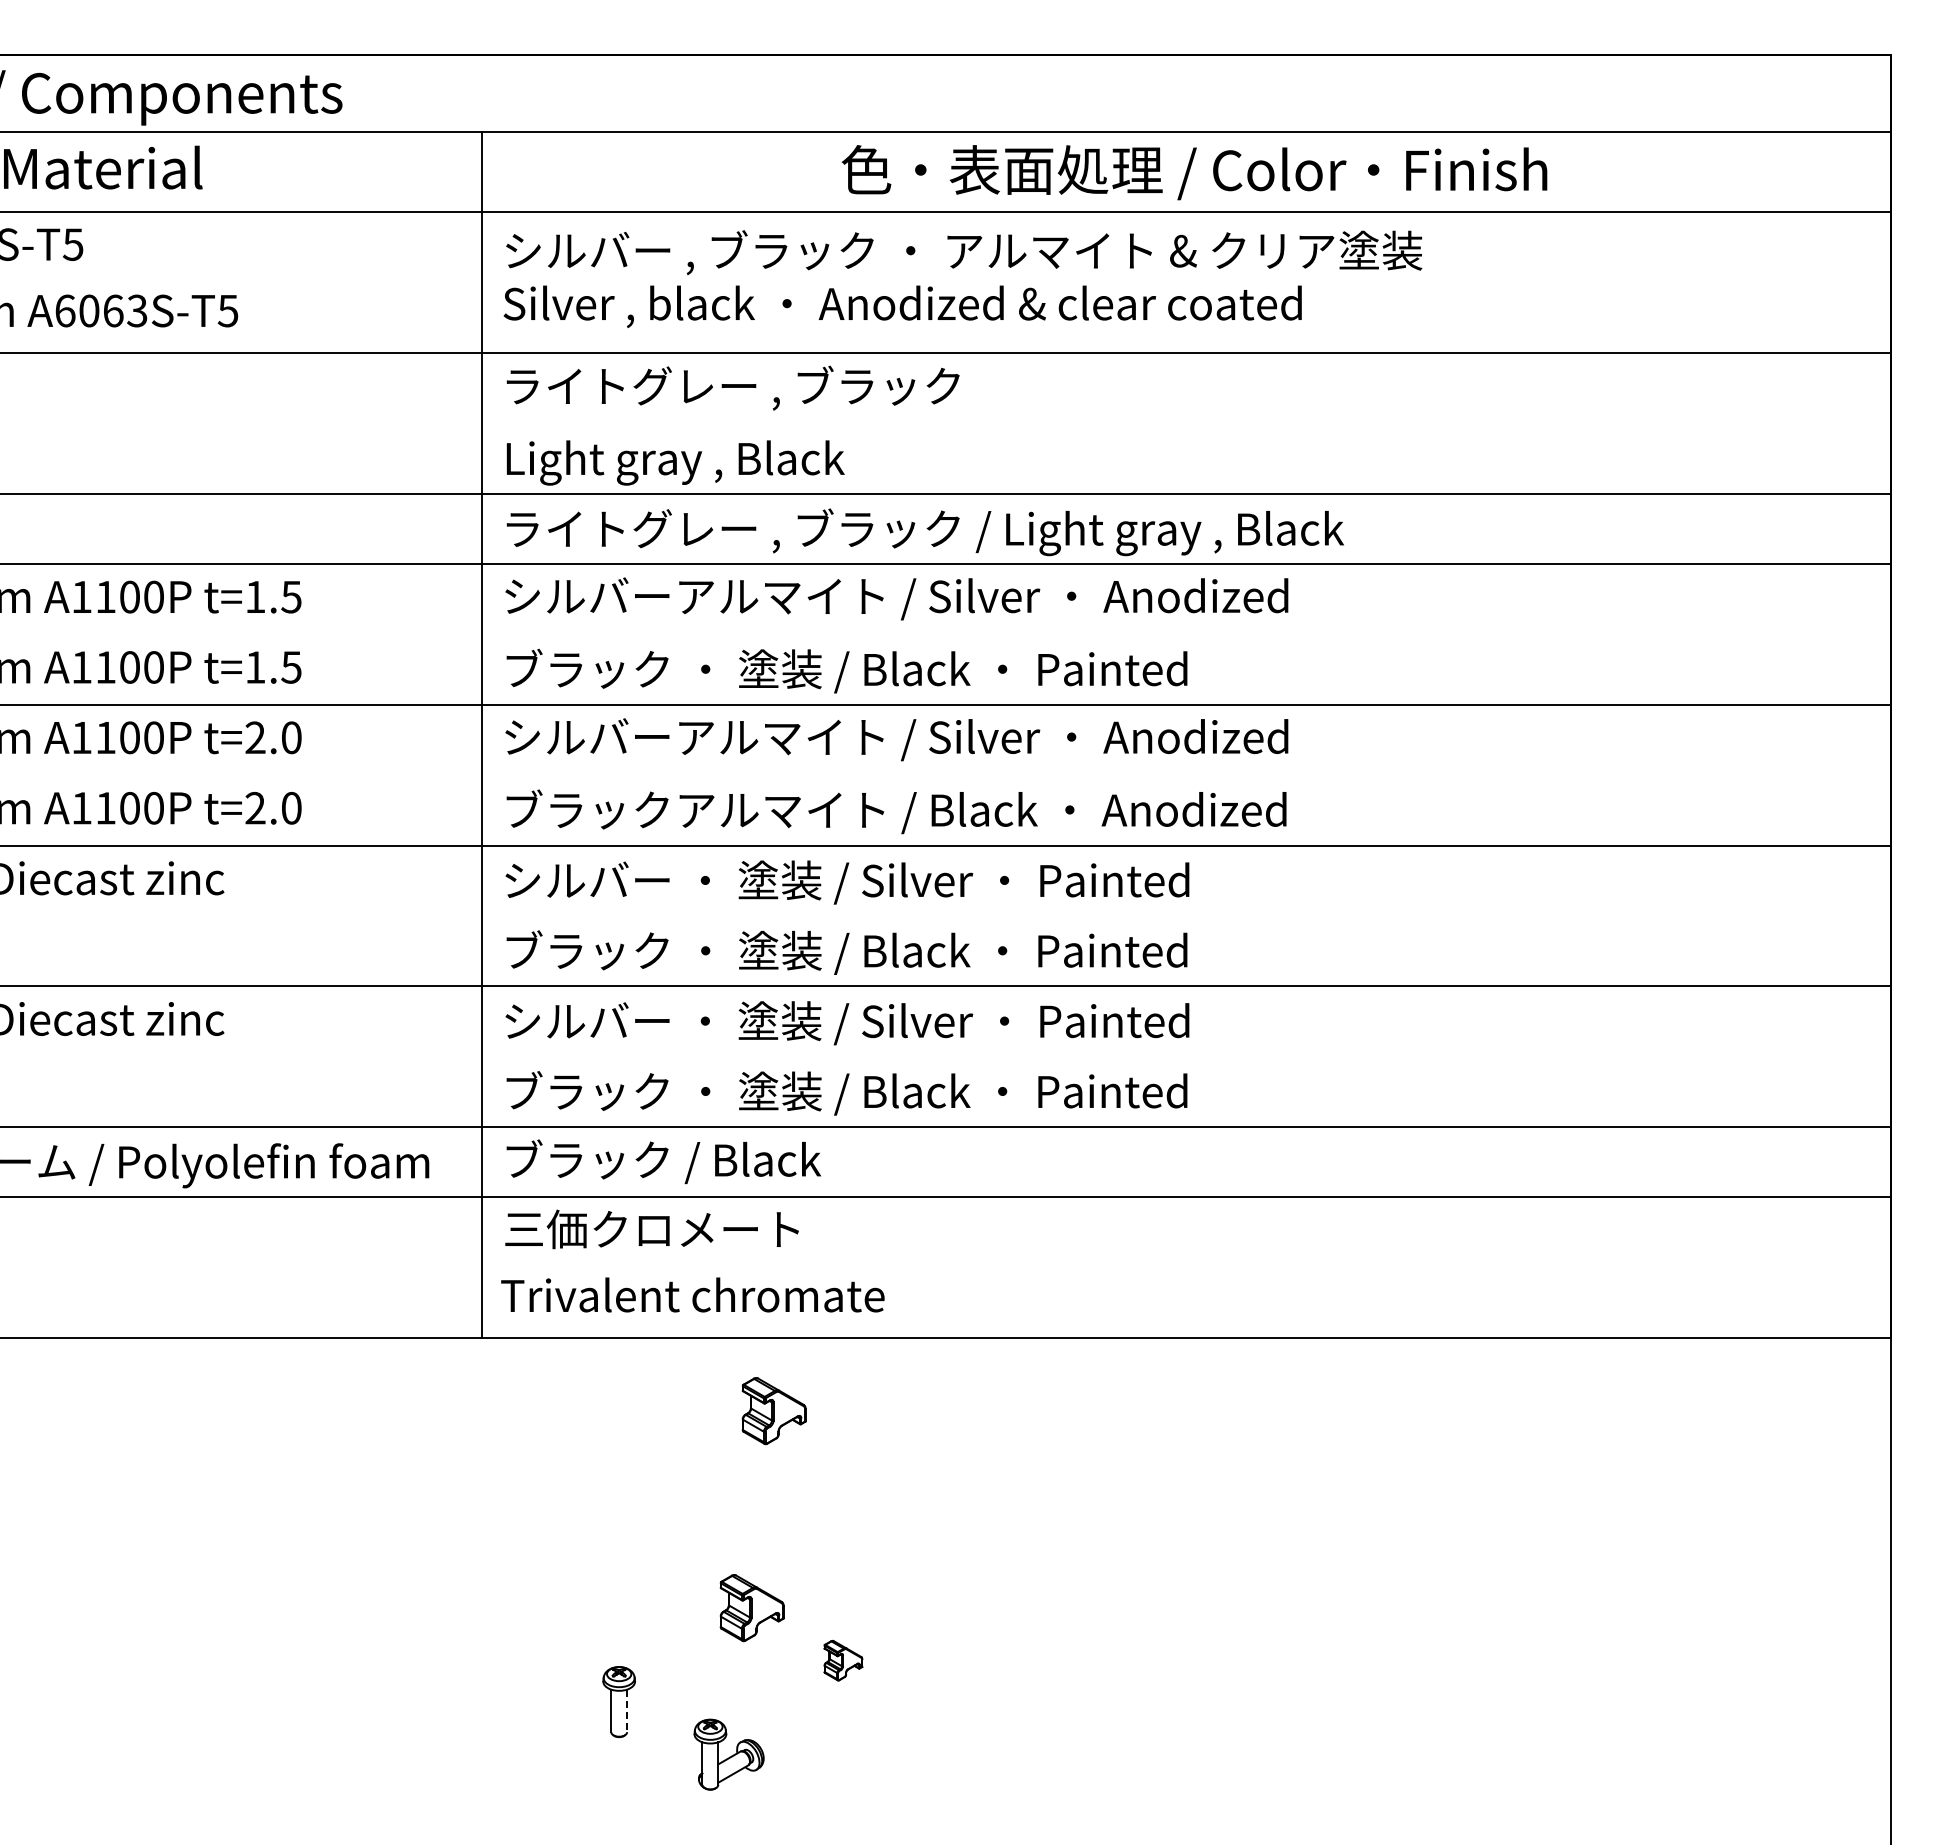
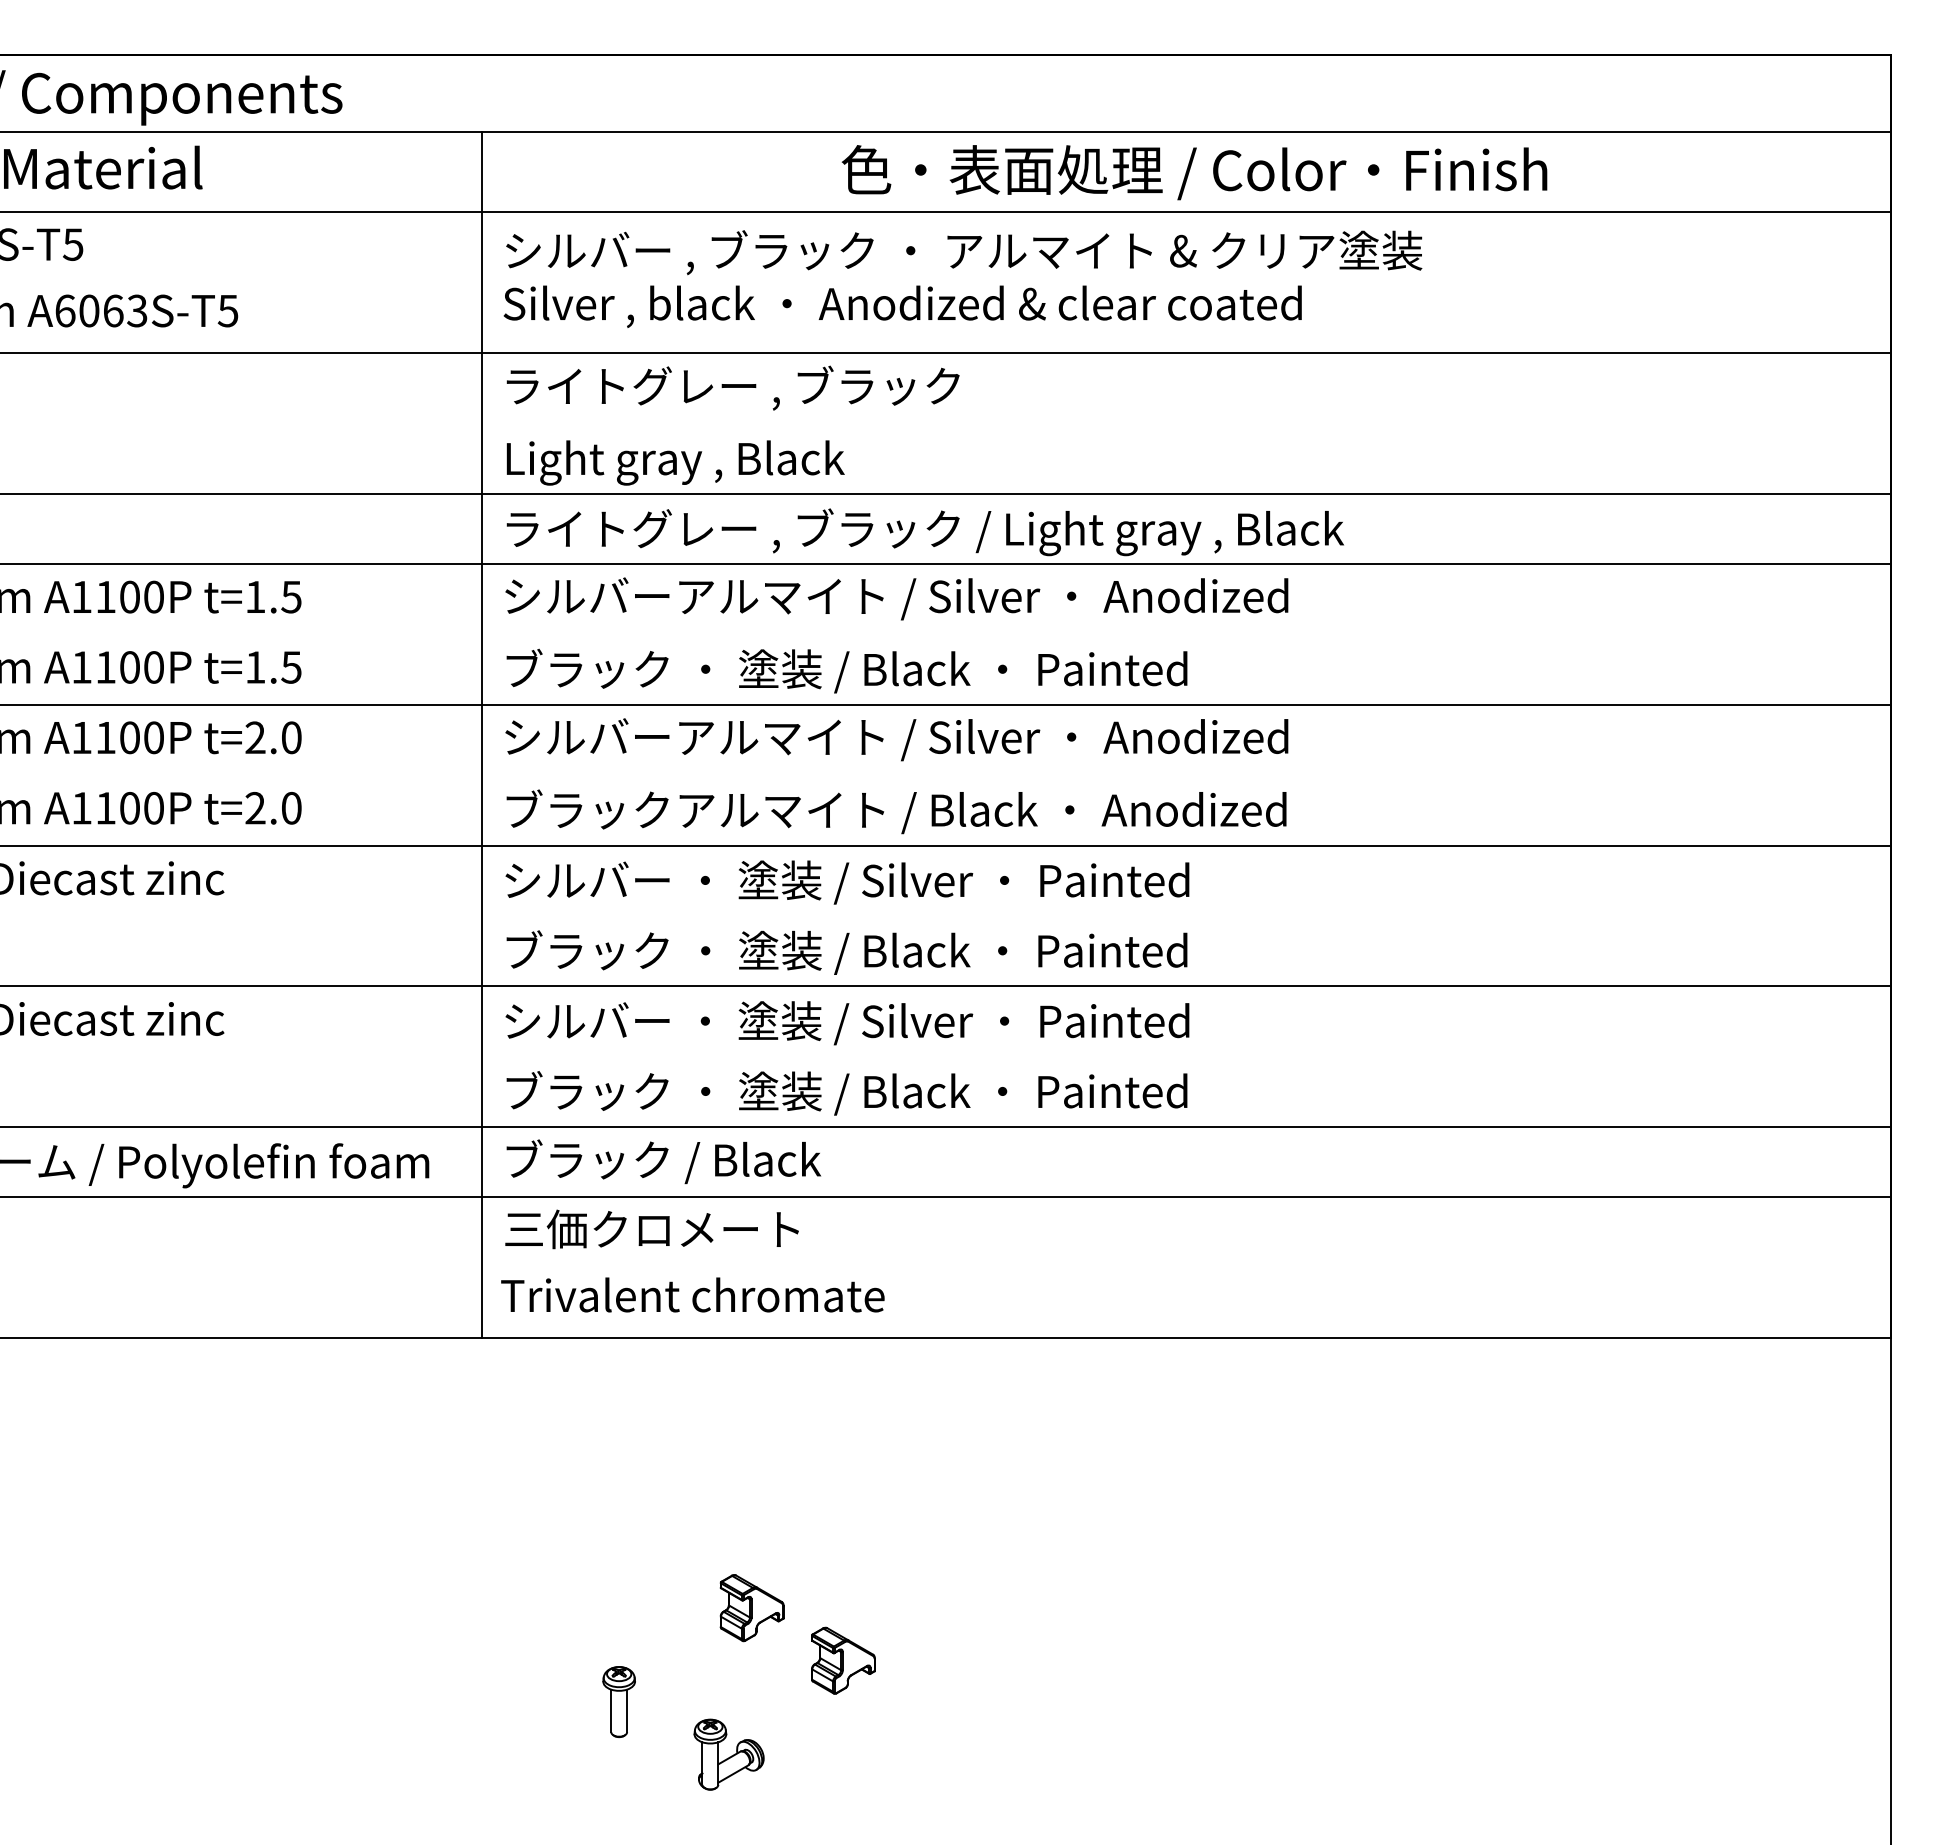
part: present -> none (773, 1411)
part size: 41x42 px -> 65x69 px (843, 1660)
line: dashed -> solid (627, 1711)
